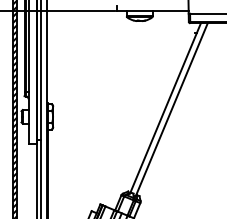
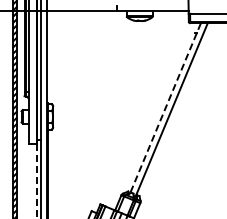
line: solid -> dashed (165, 108)
line: solid -> dashed (36, 181)
